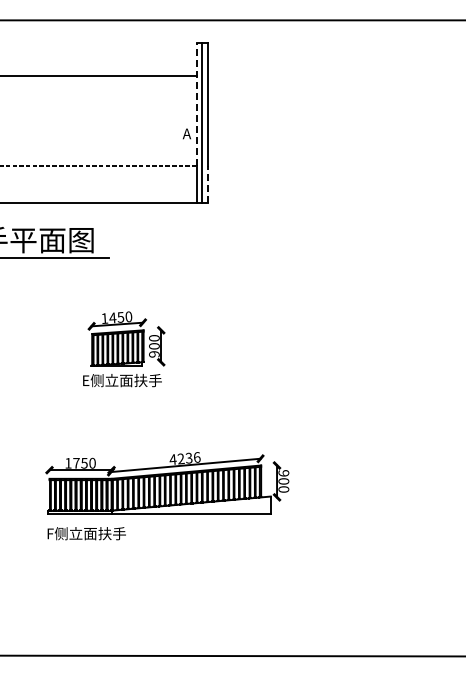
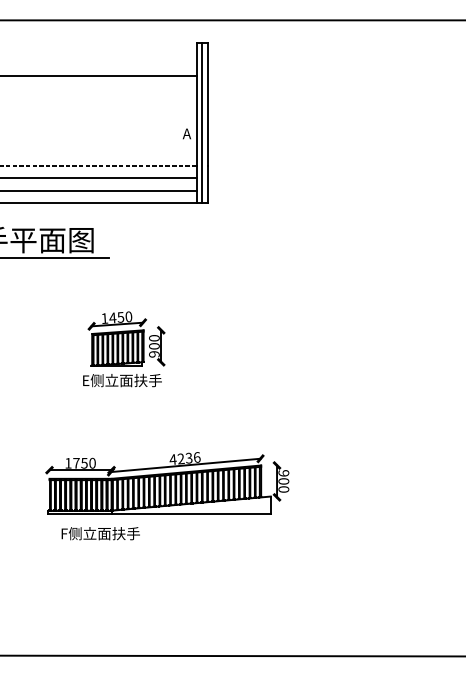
line: dashed -> solid (196, 104)
line: none -> present (99, 178)
line: dashed -> solid (207, 184)
line: none -> present (99, 190)
text position: (86, 533) -> (100, 533) (100, 533)
